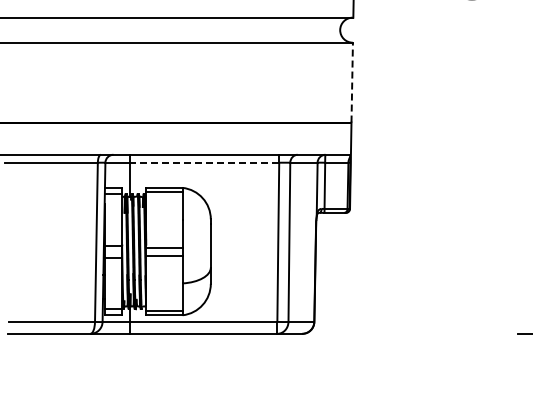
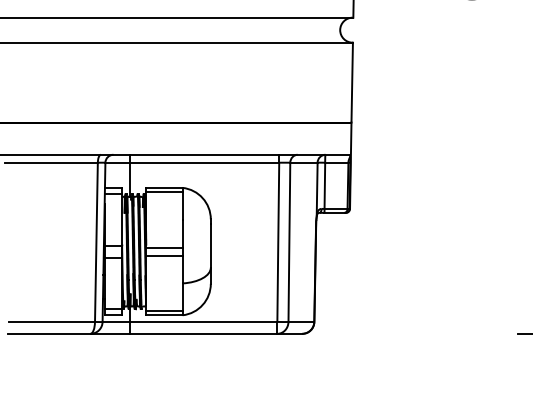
line: dashed -> solid (352, 82)
line: dashed -> solid (204, 162)
